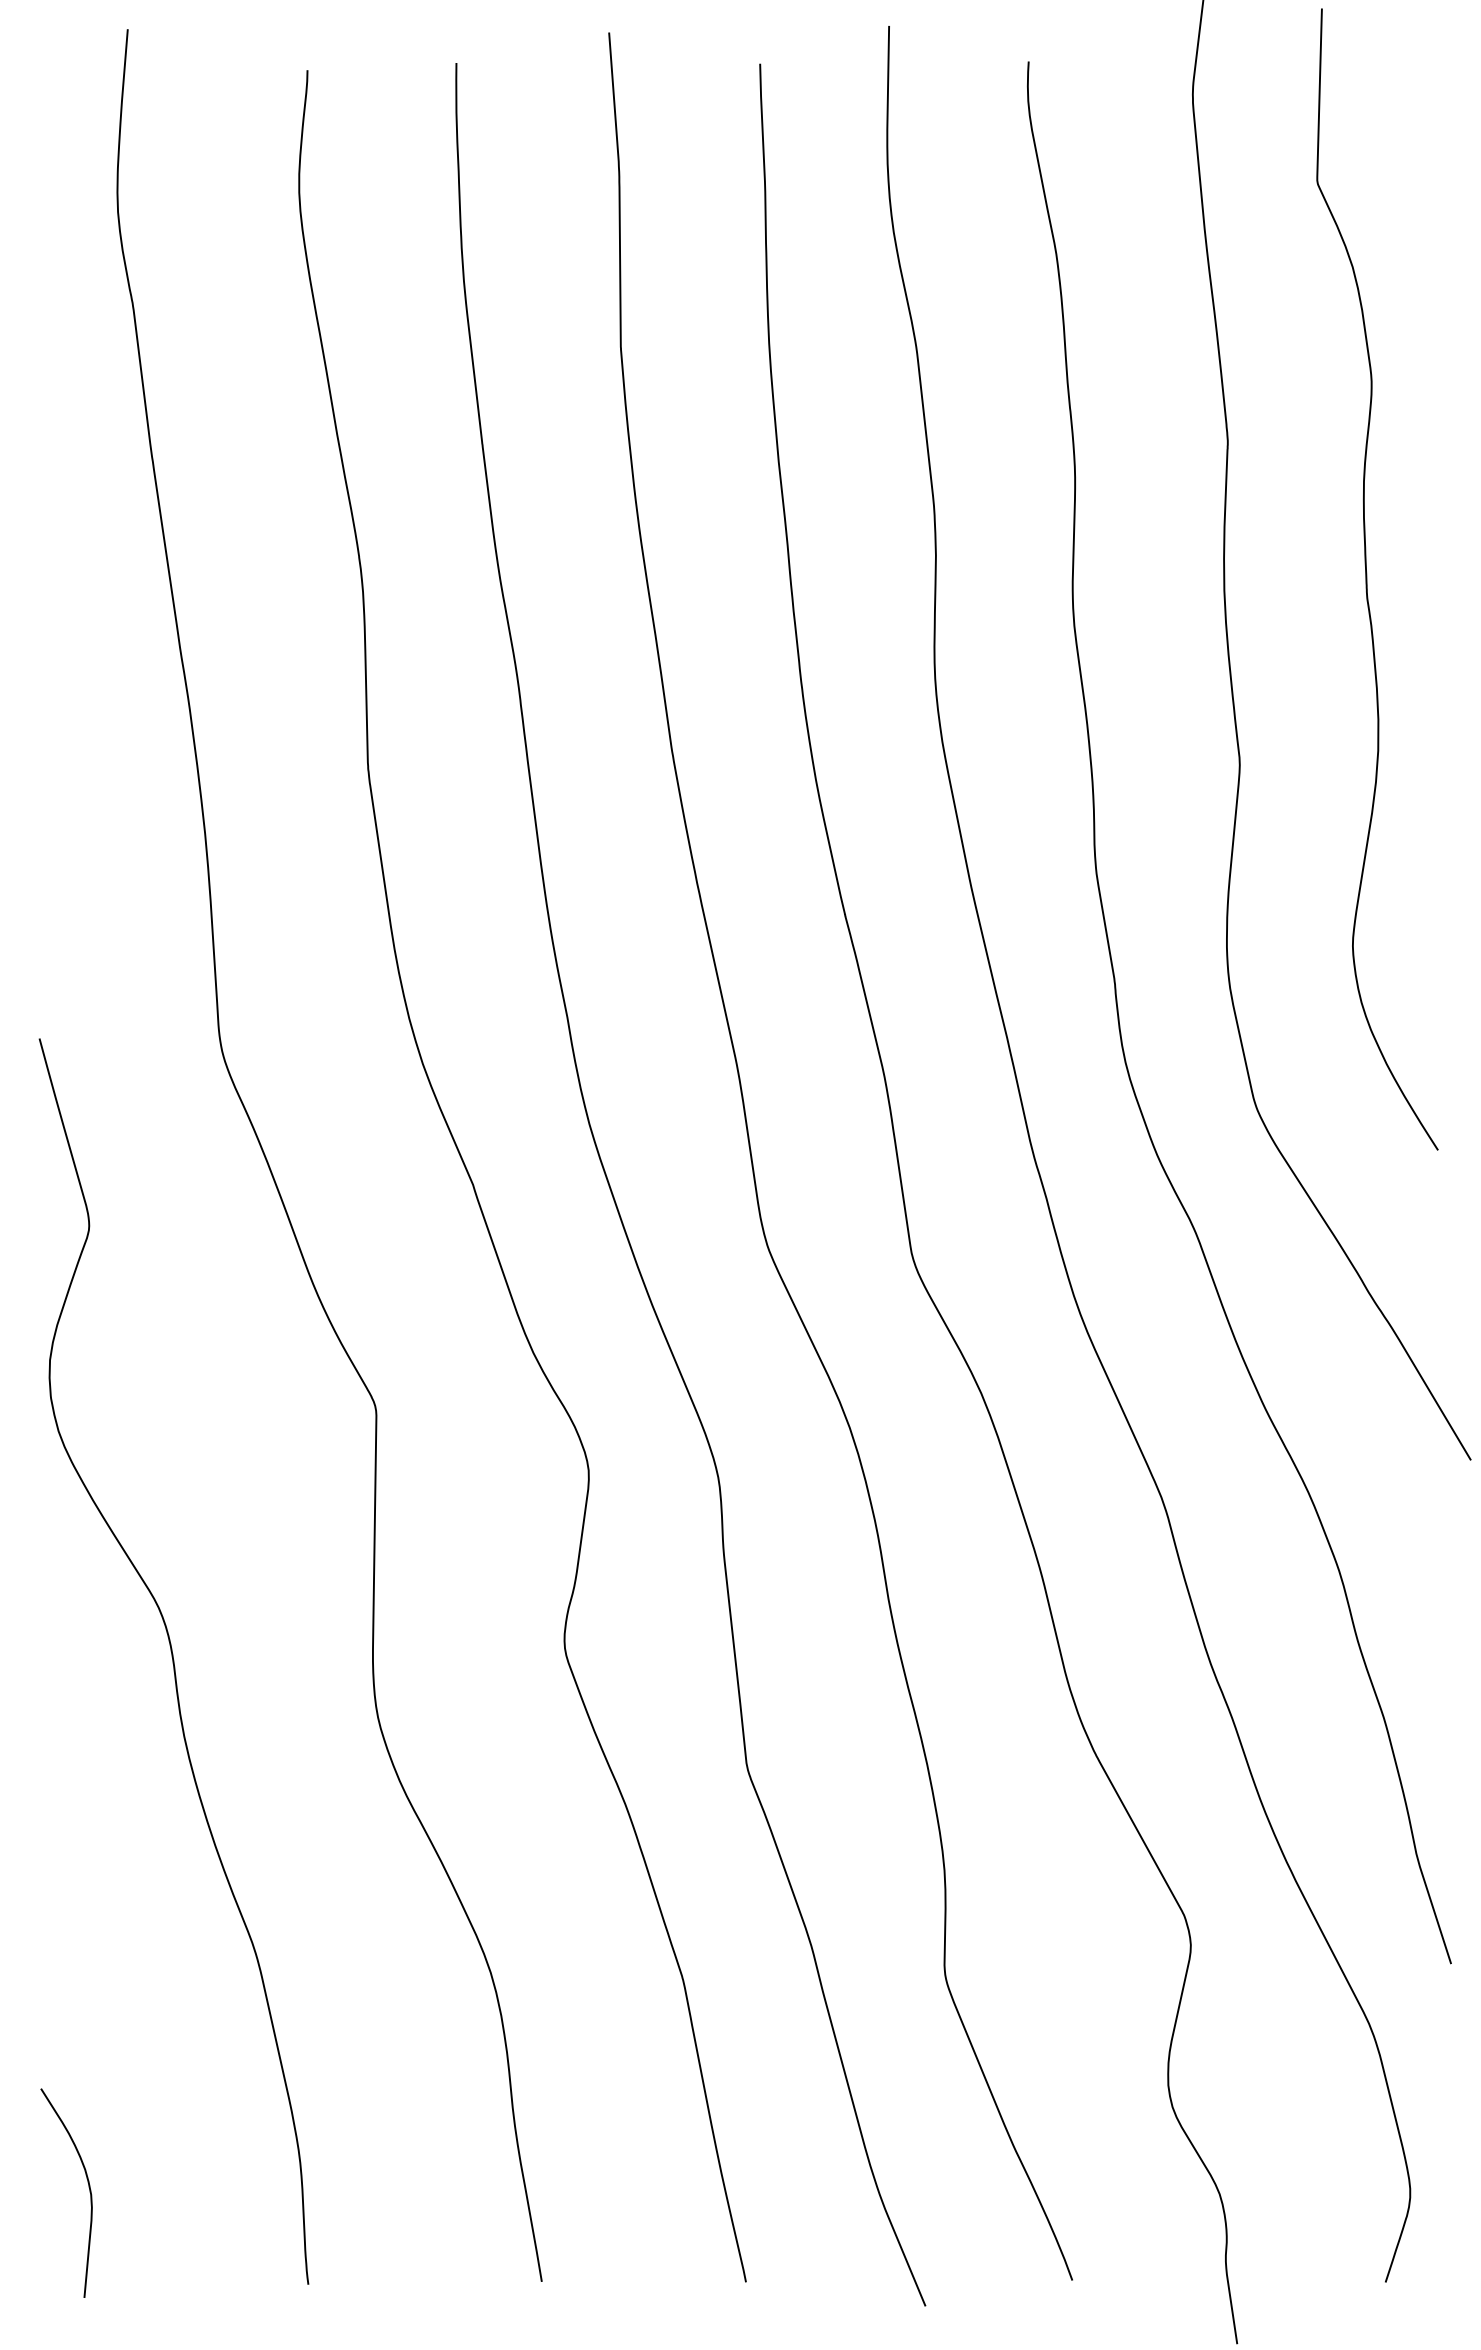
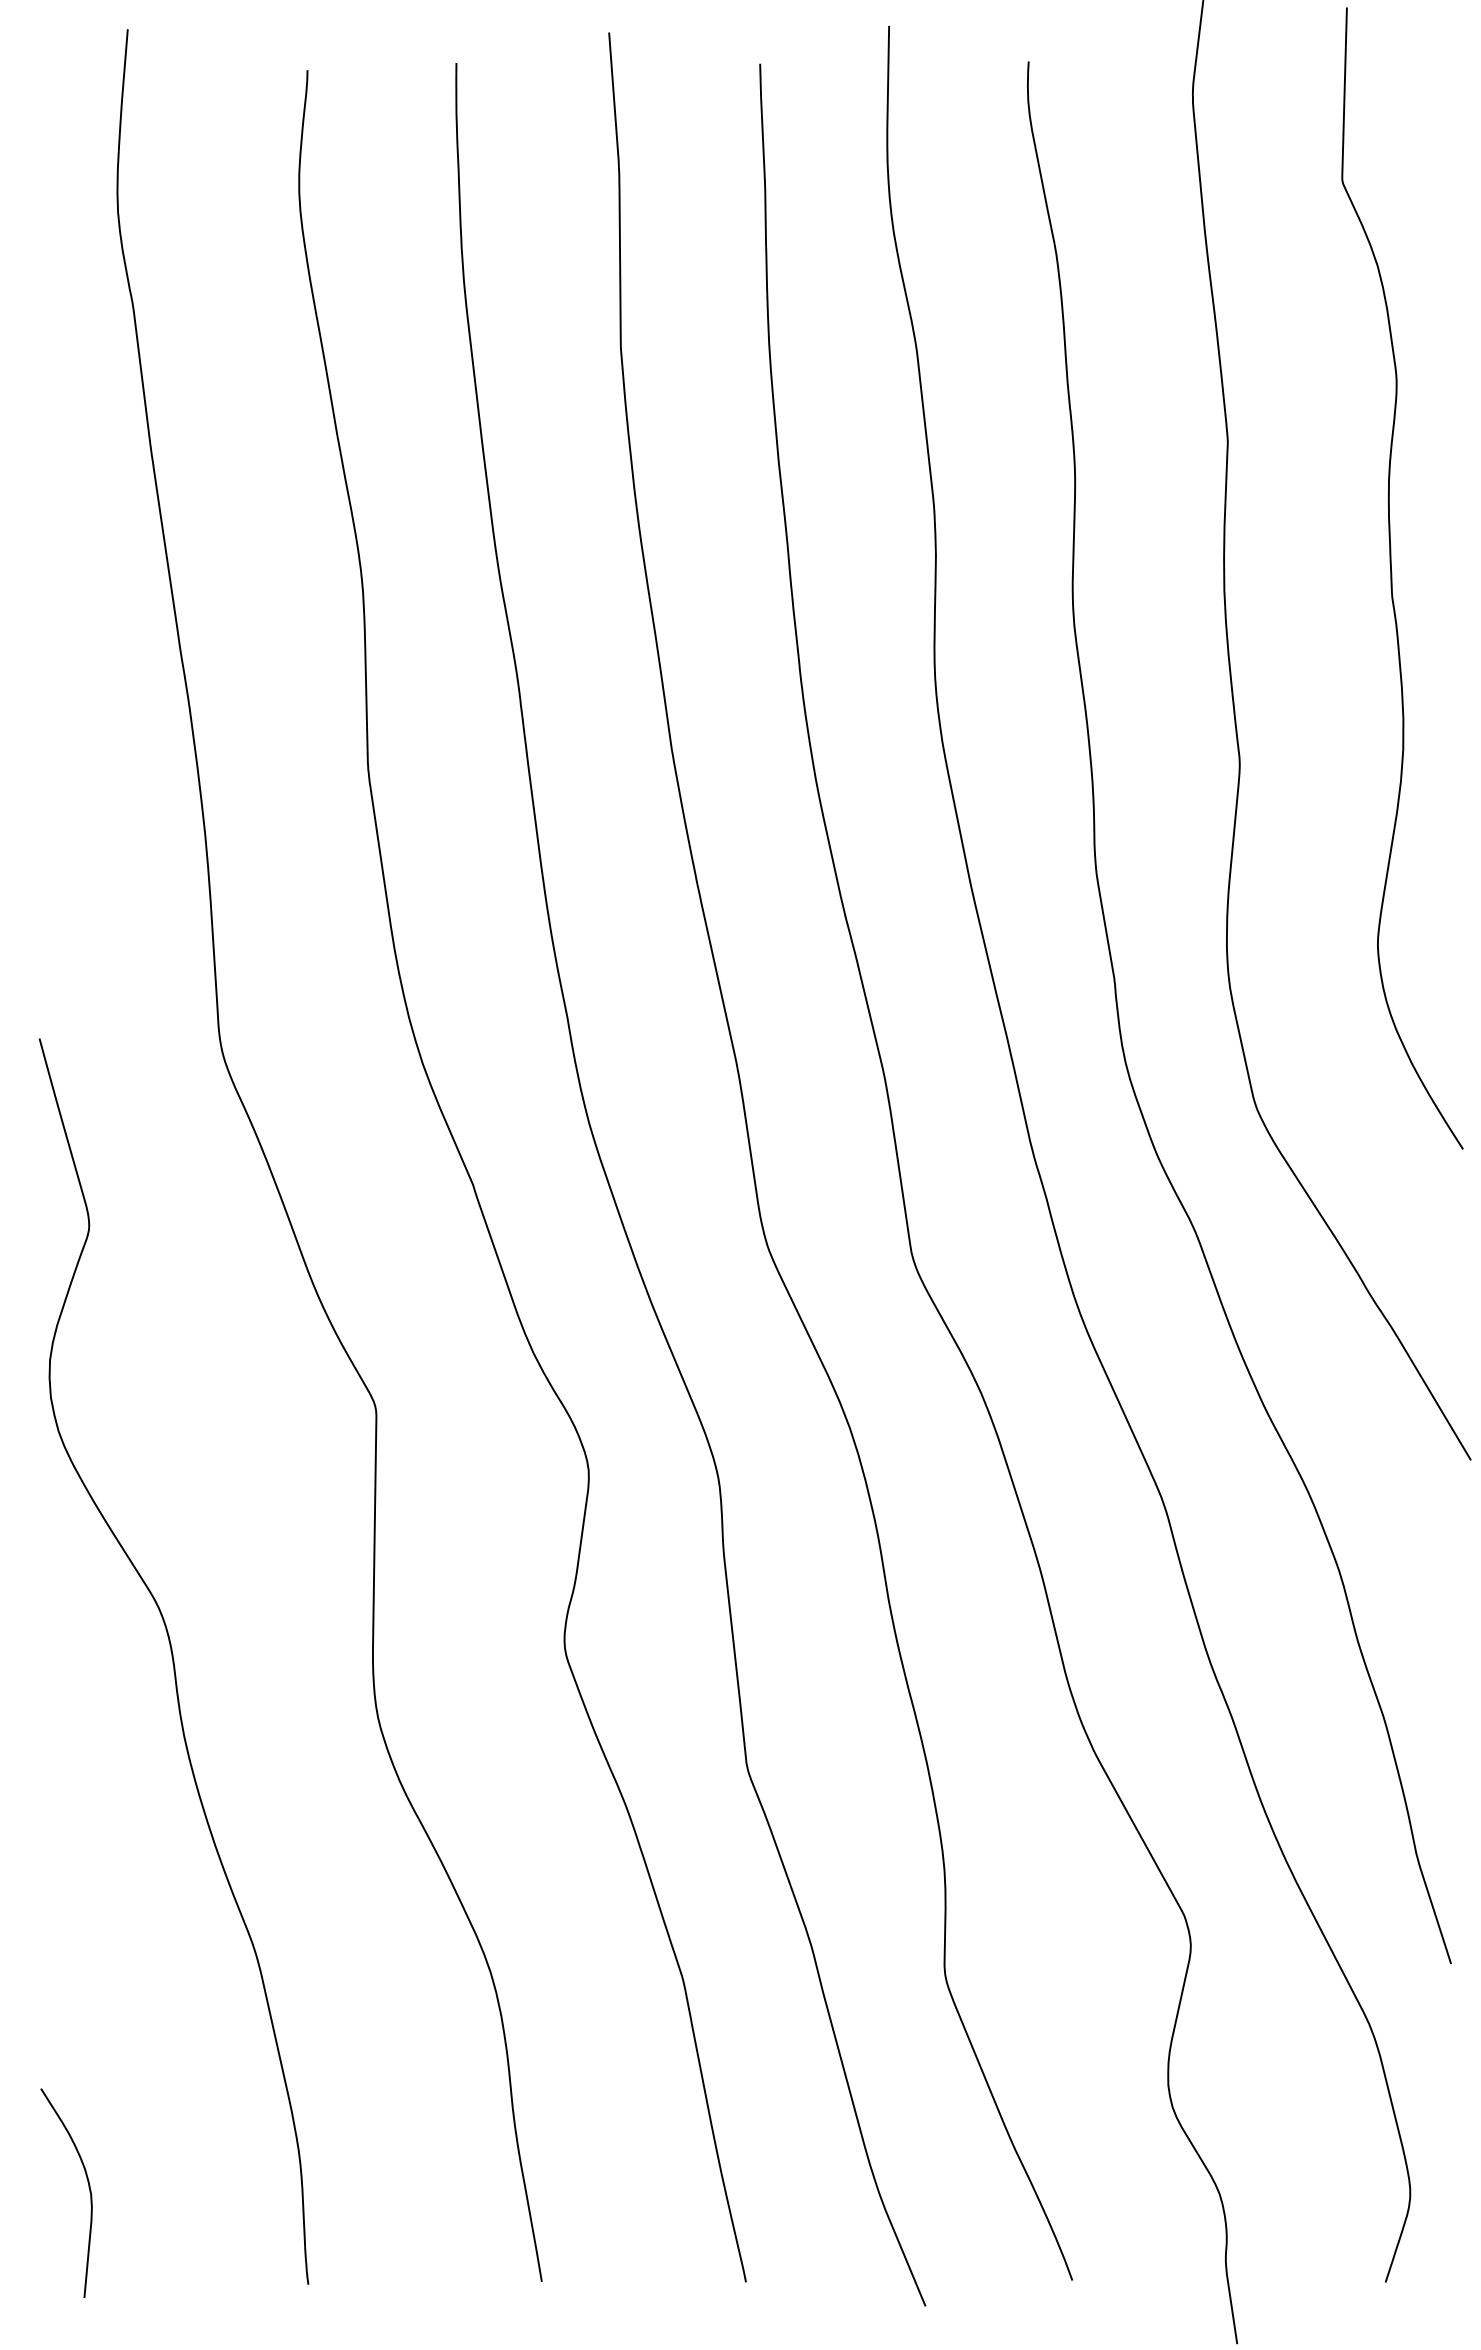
curve position: (1367, 579) -> (1392, 578) (1392, 578)
